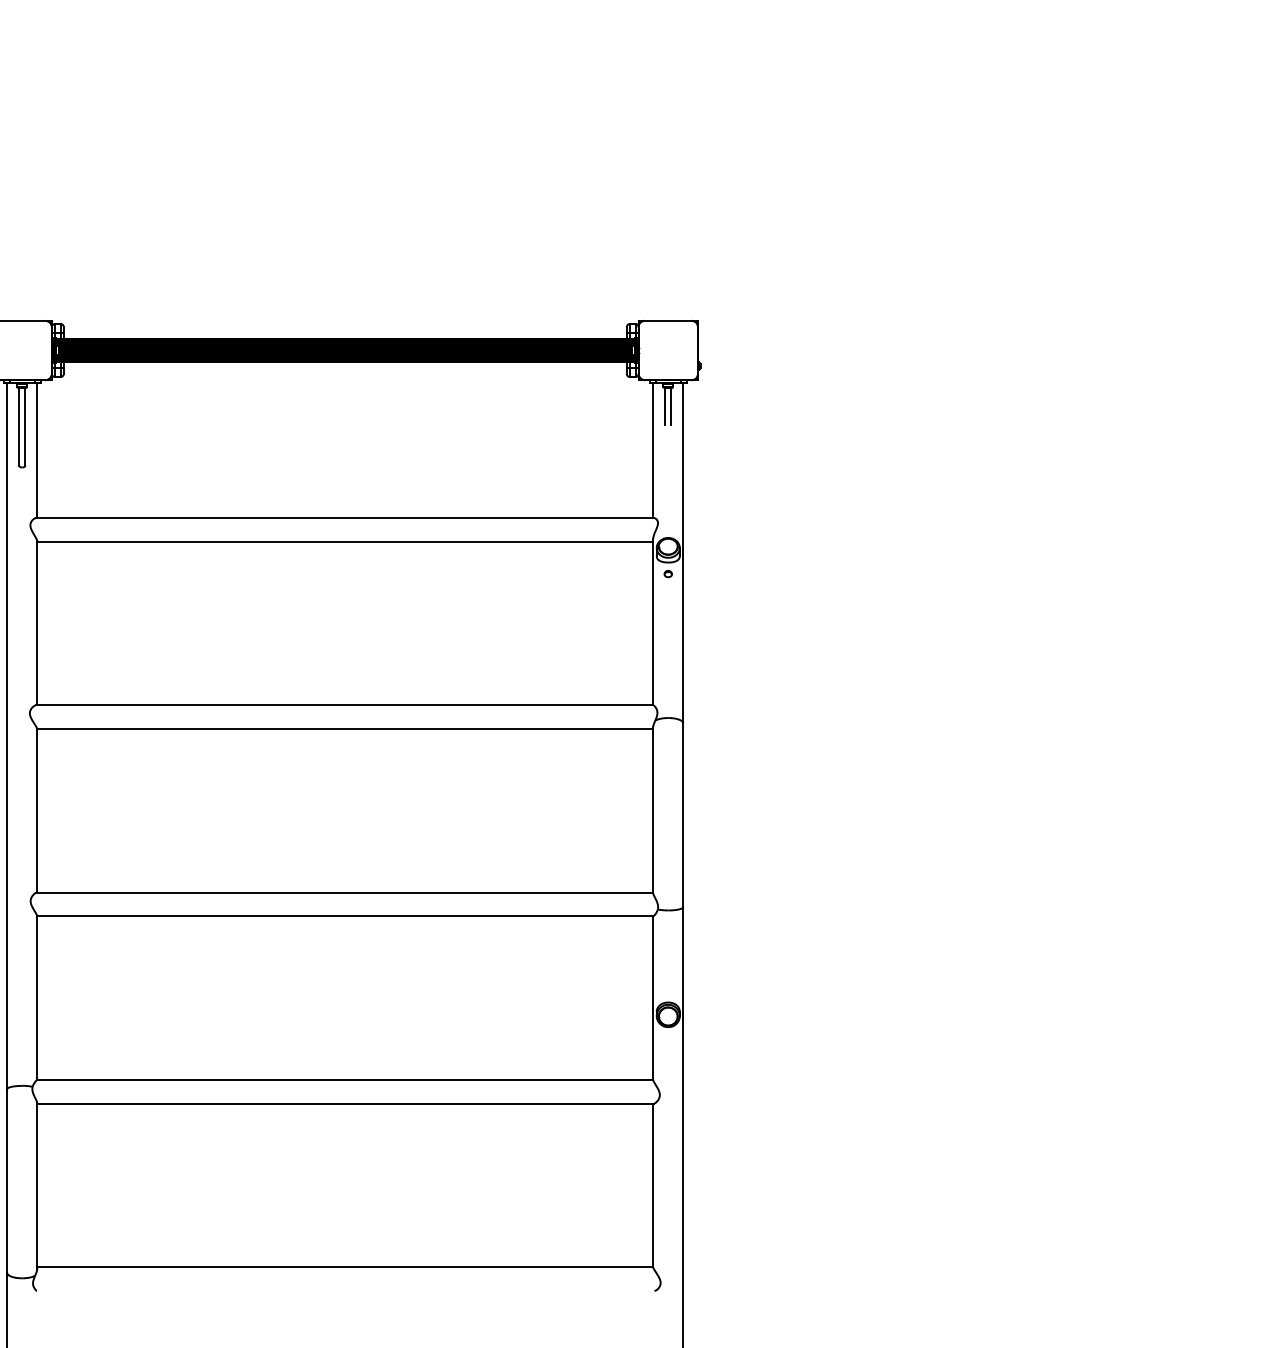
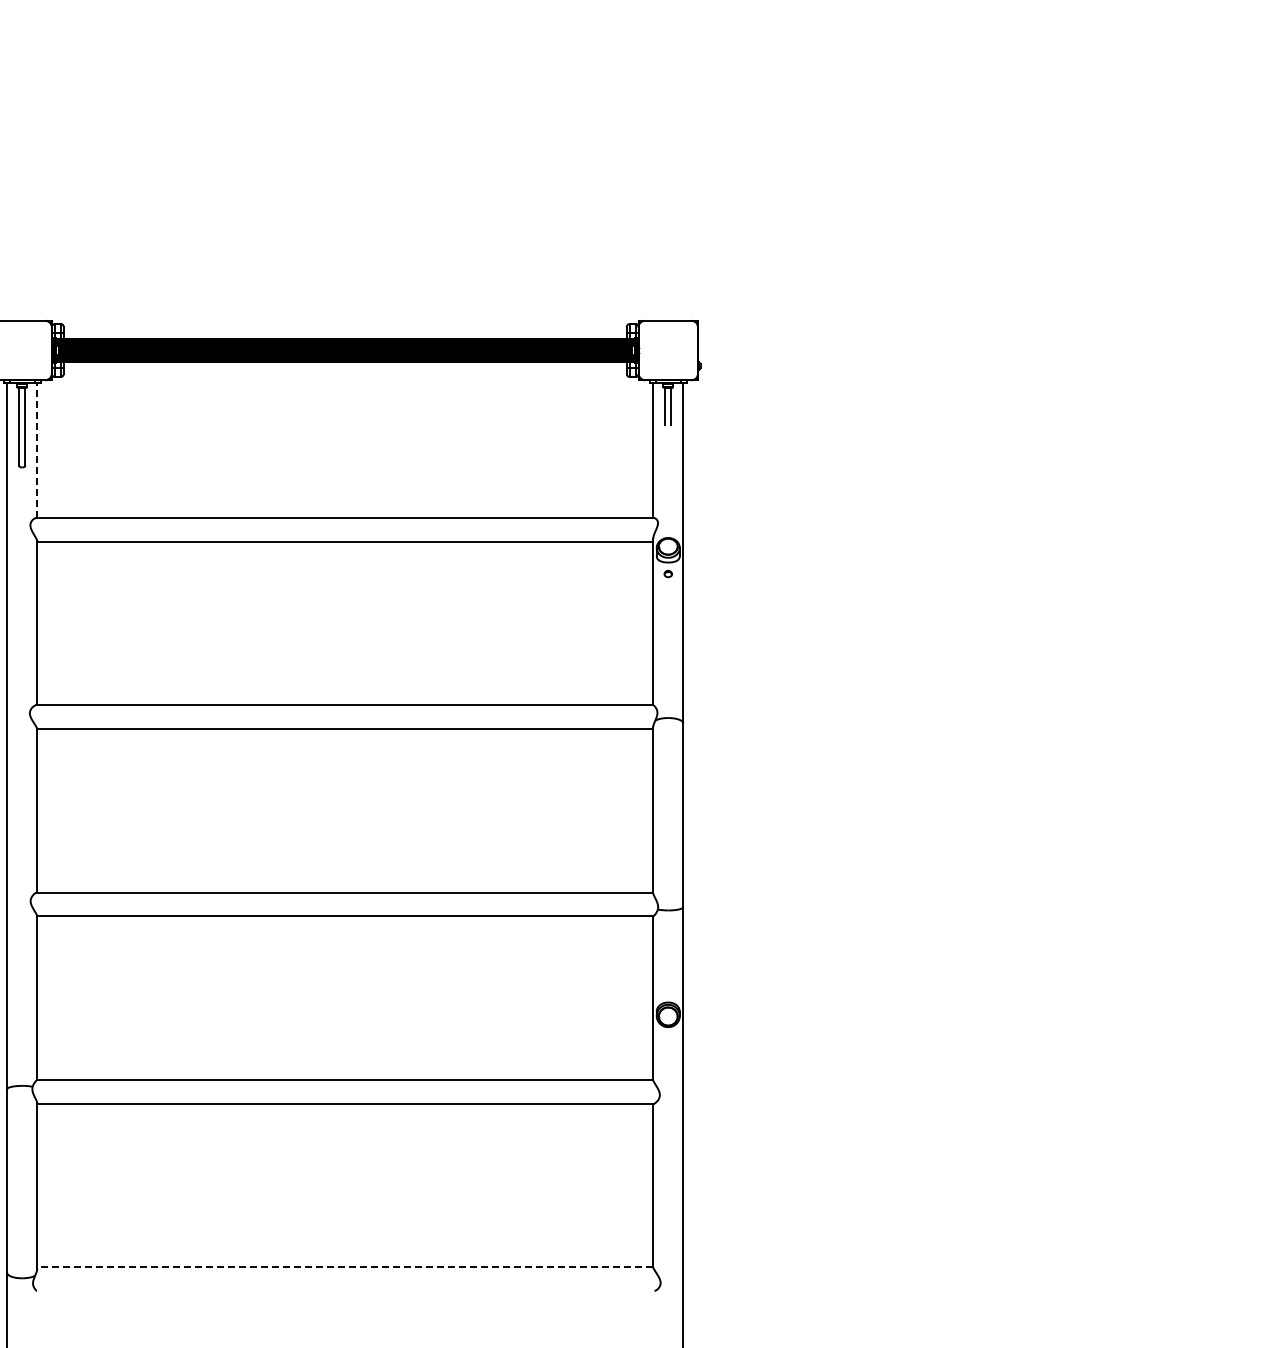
line: solid -> dashed (37, 450)
line: solid -> dashed (345, 1267)
